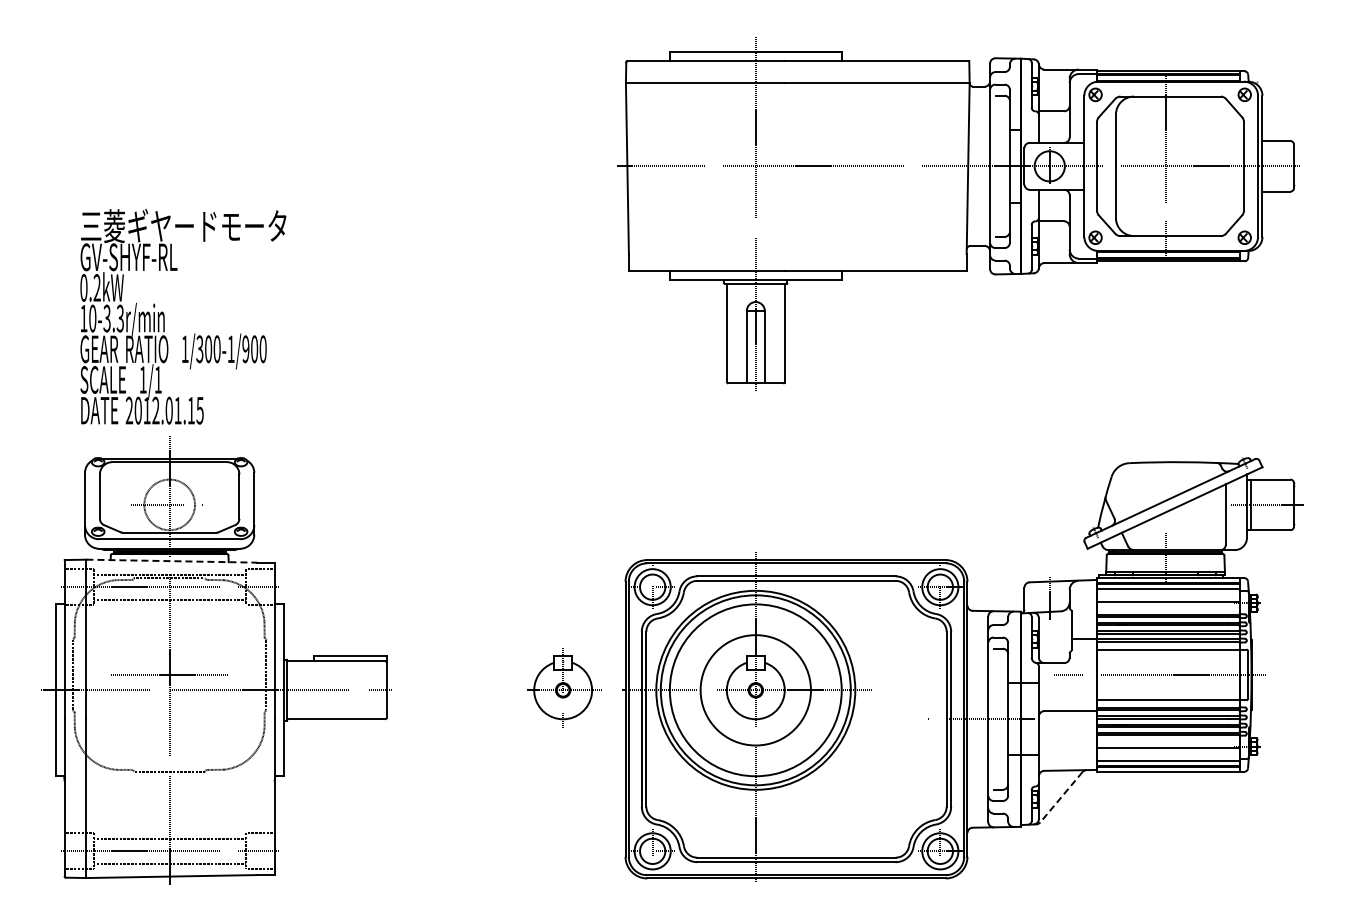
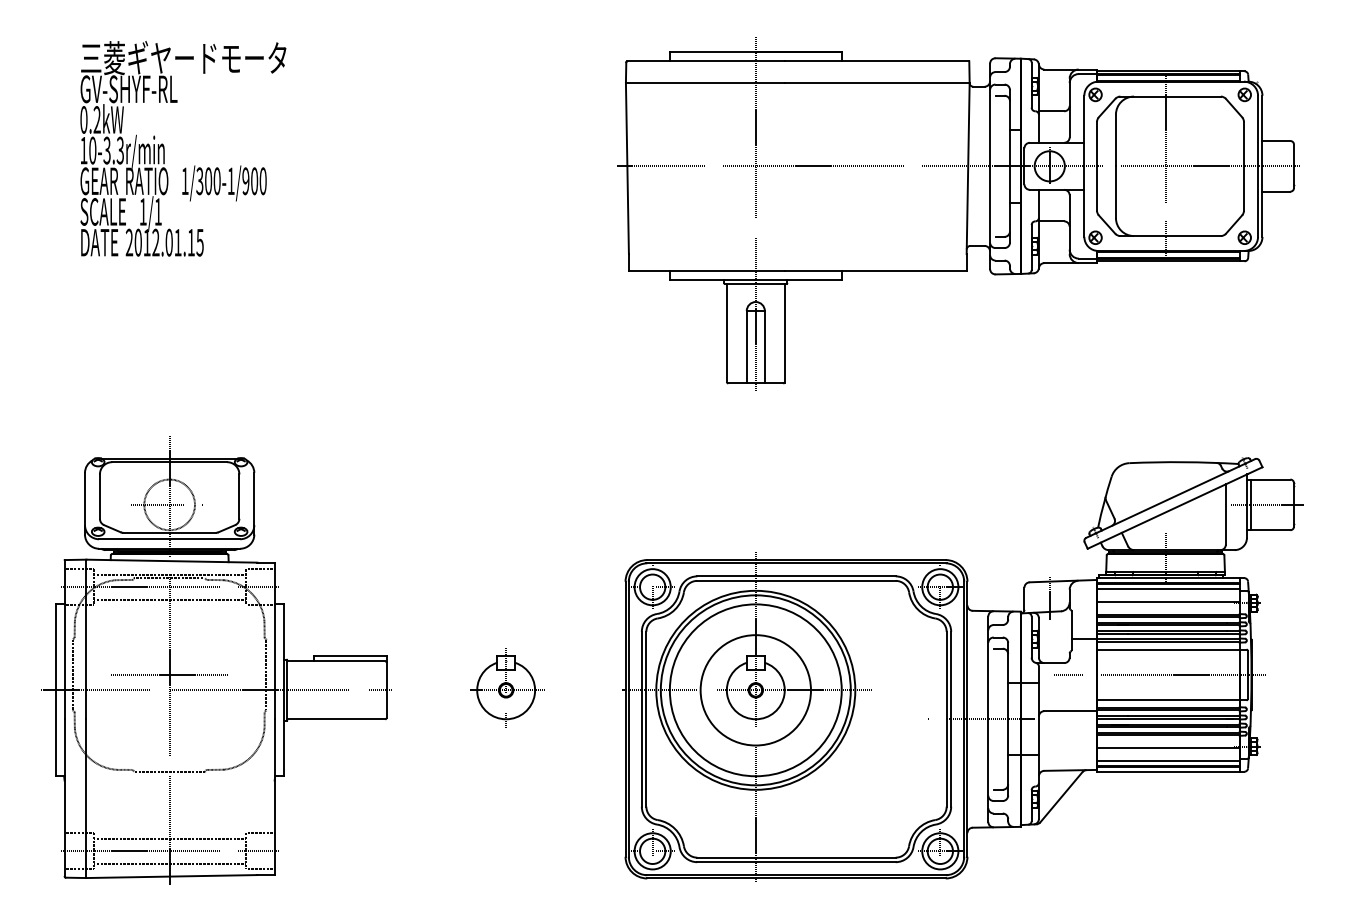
text position: (183, 316) -> (183, 148) (183, 148)
line: dashed -> solid (172, 561)
part position: (564, 687) -> (507, 687) (507, 687)
line: dashed -> solid (1061, 797)
